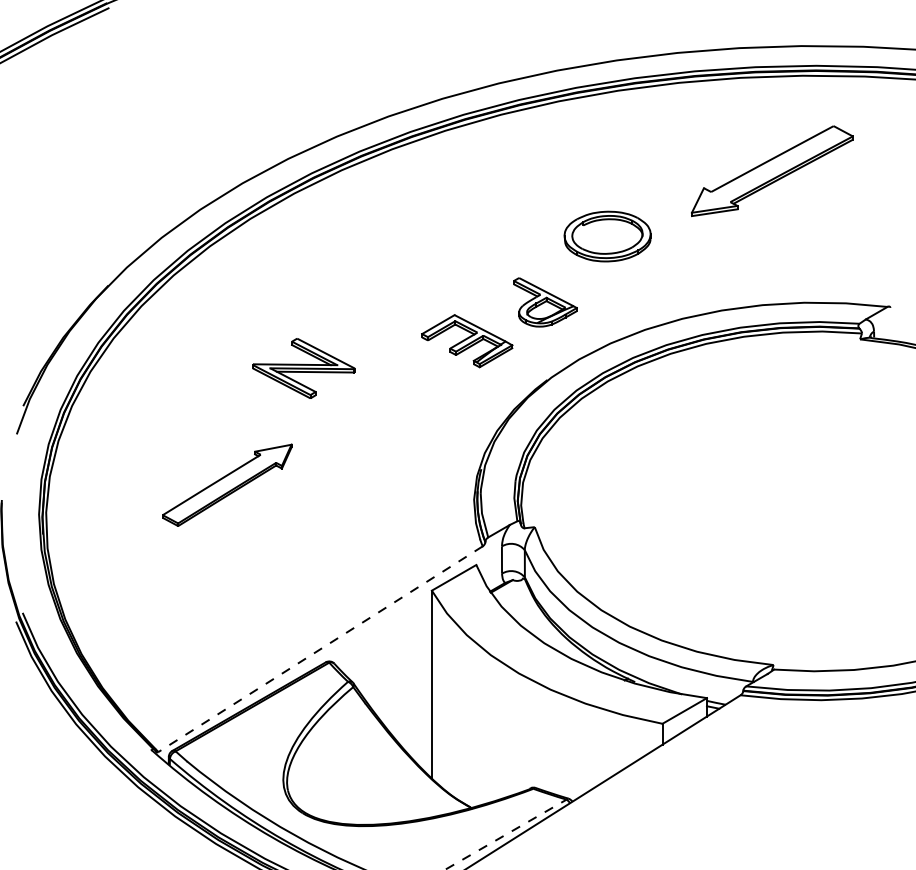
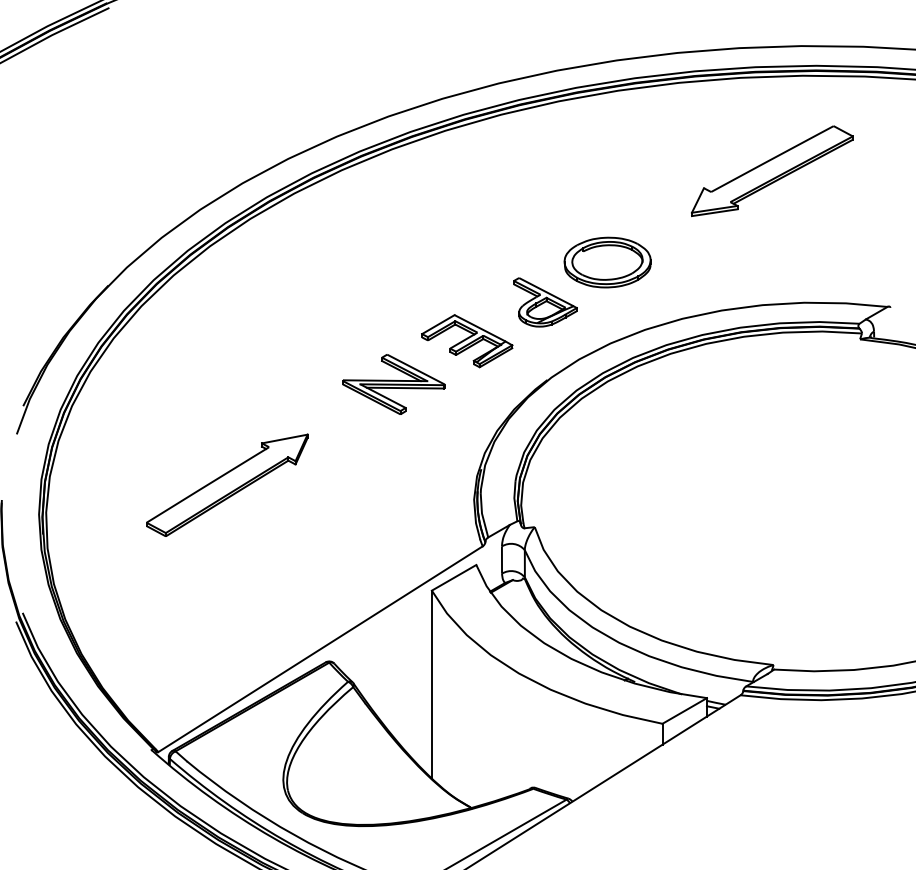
part position: (607, 236) -> (607, 262) (607, 262)
part position: (303, 368) -> (393, 384) (393, 384)
part size: 131x84 px -> 163x104 px (227, 484)
line: dashed -> solid (320, 649)
line: dashed -> solid (506, 834)
